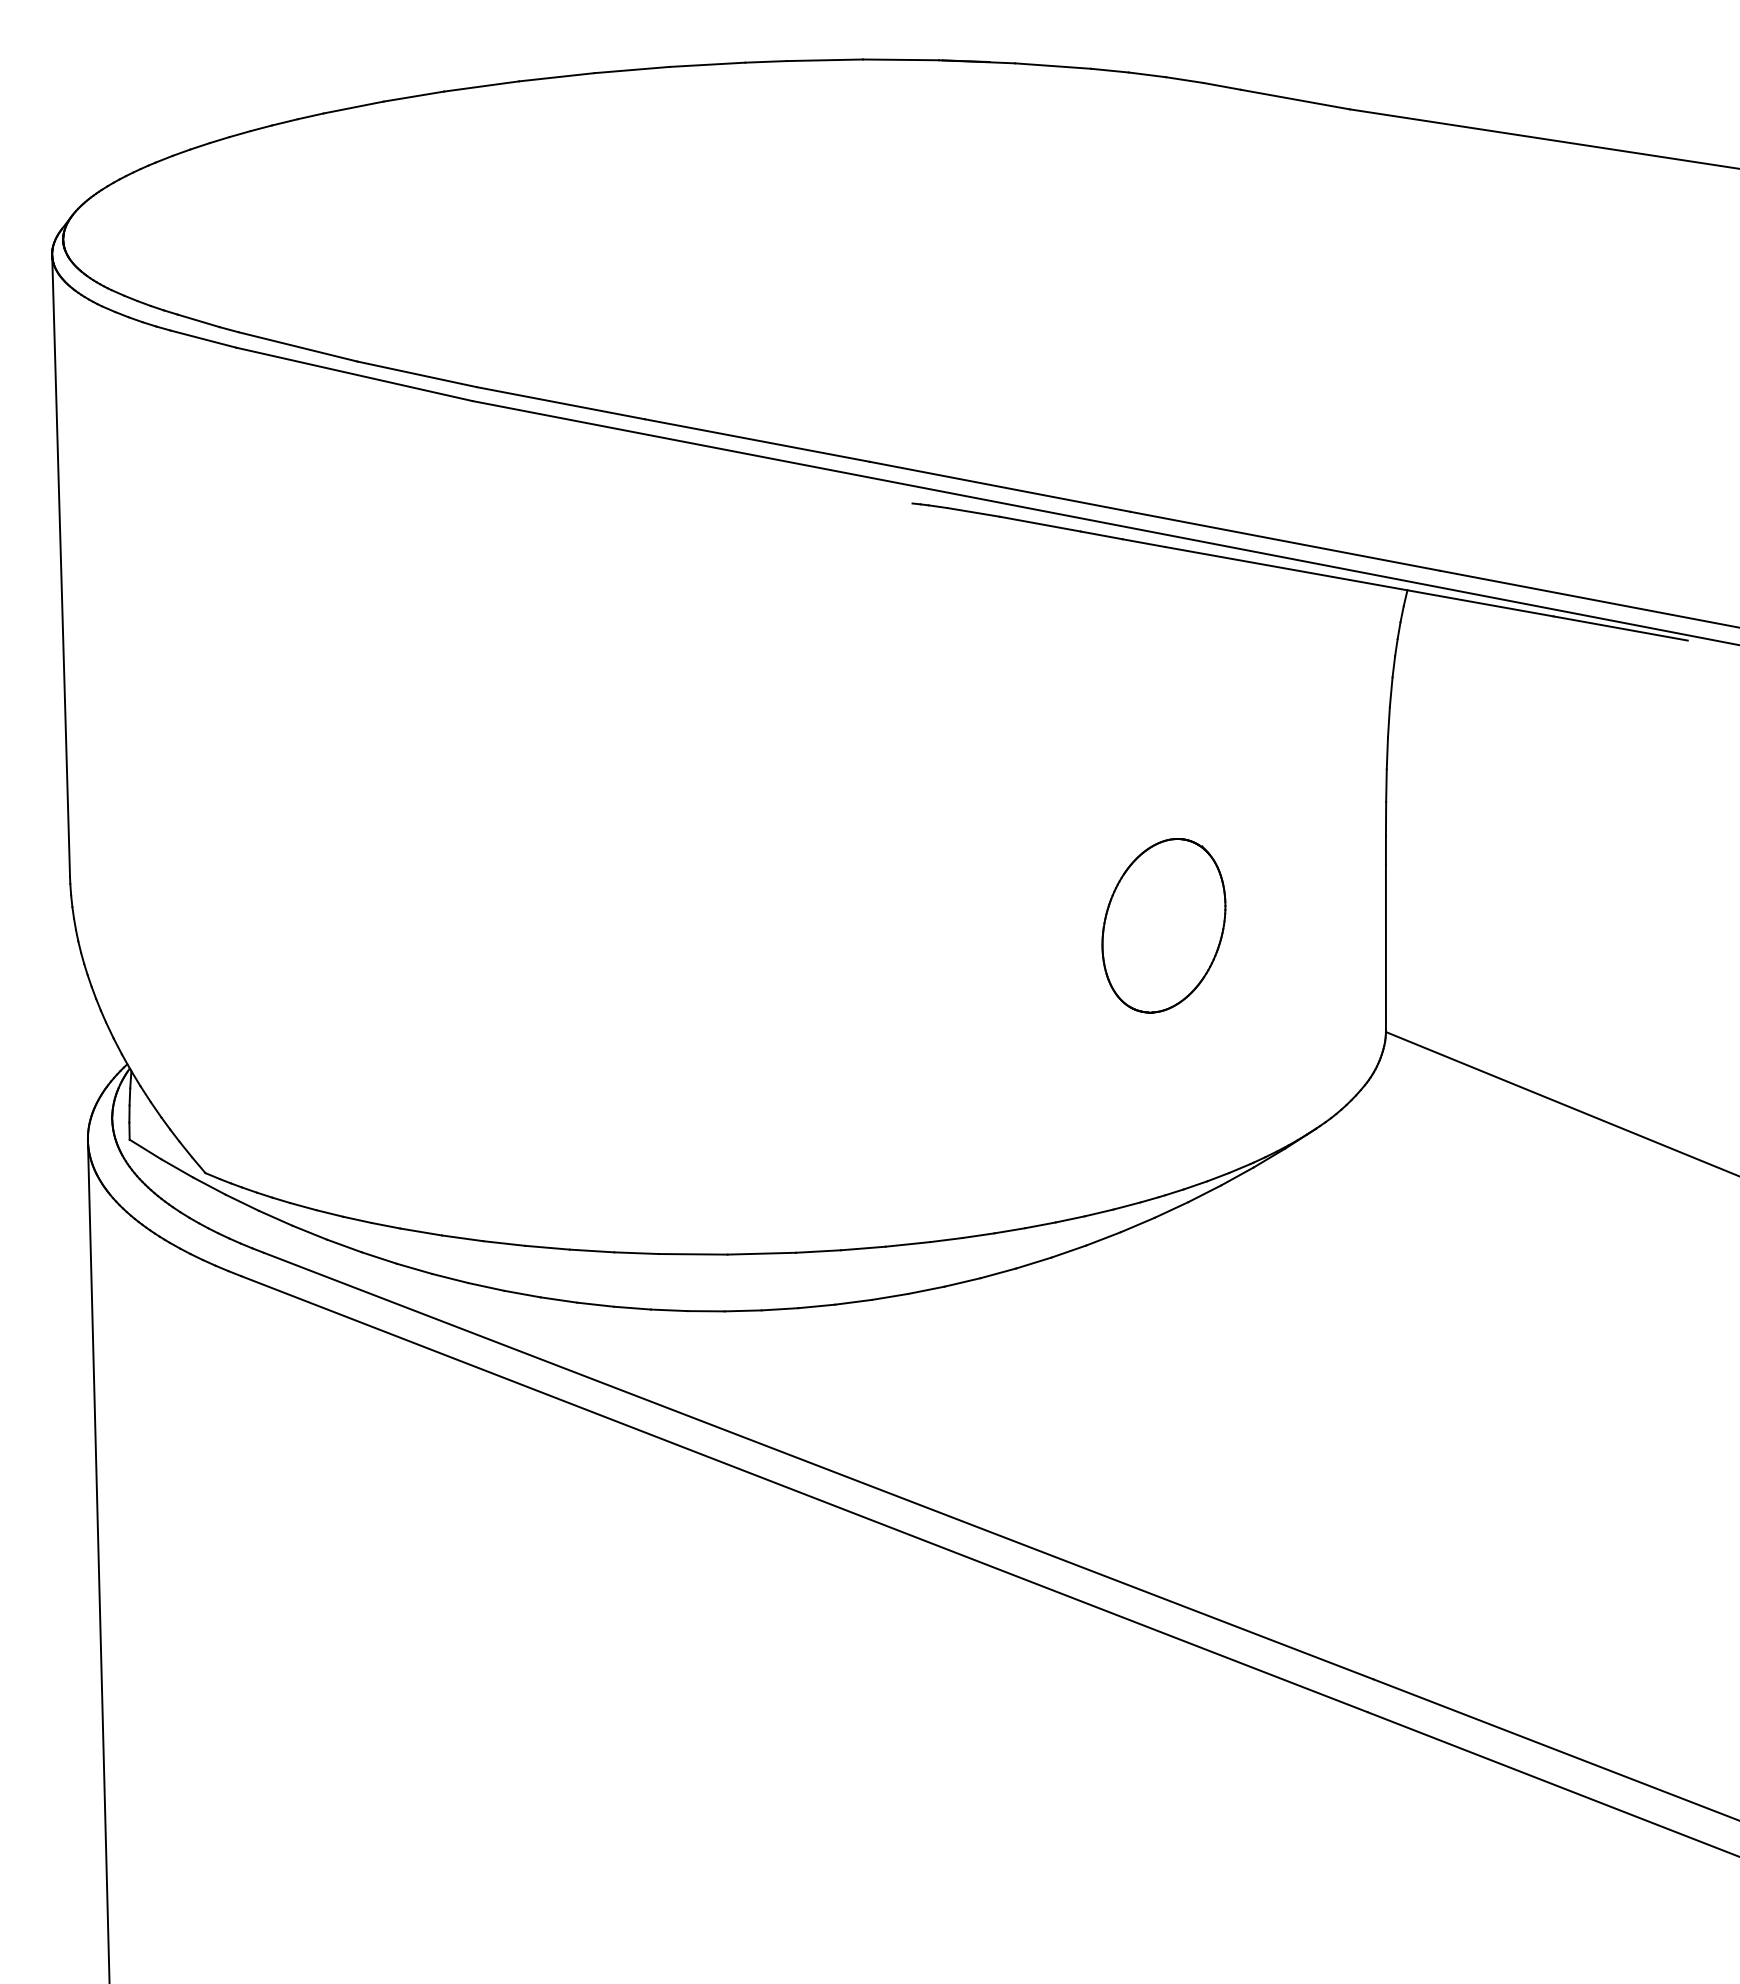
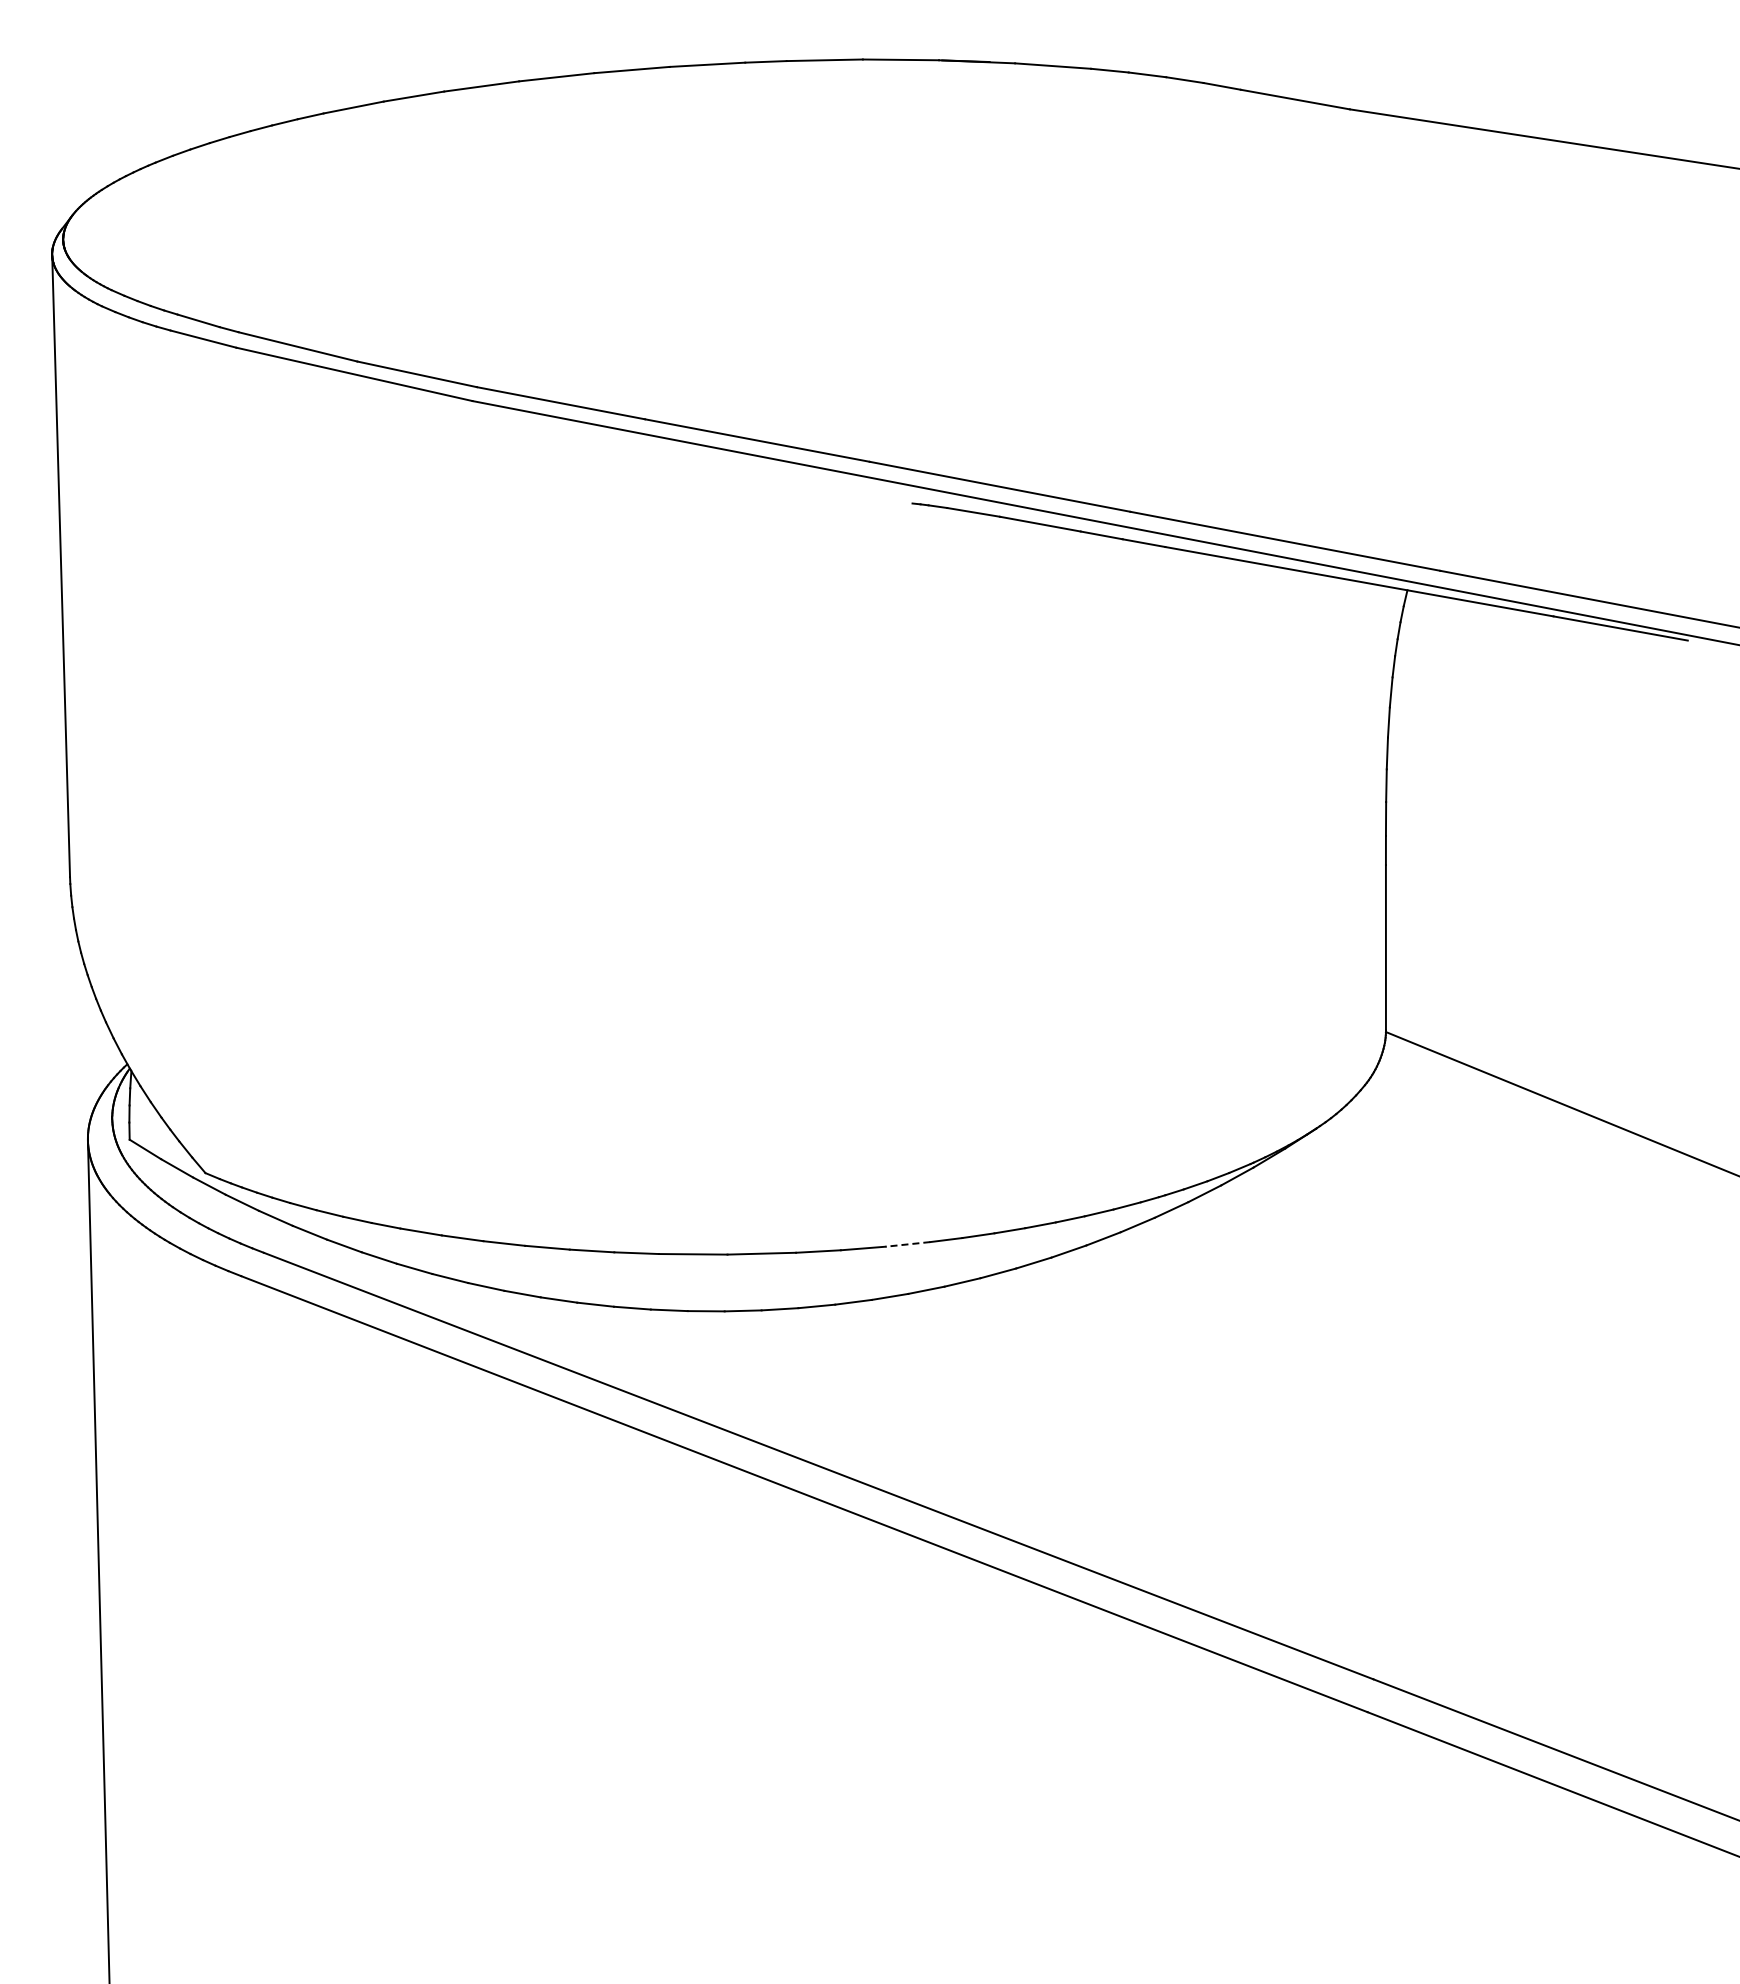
part: present -> none (1163, 925)
line: solid -> dashed (907, 1244)
